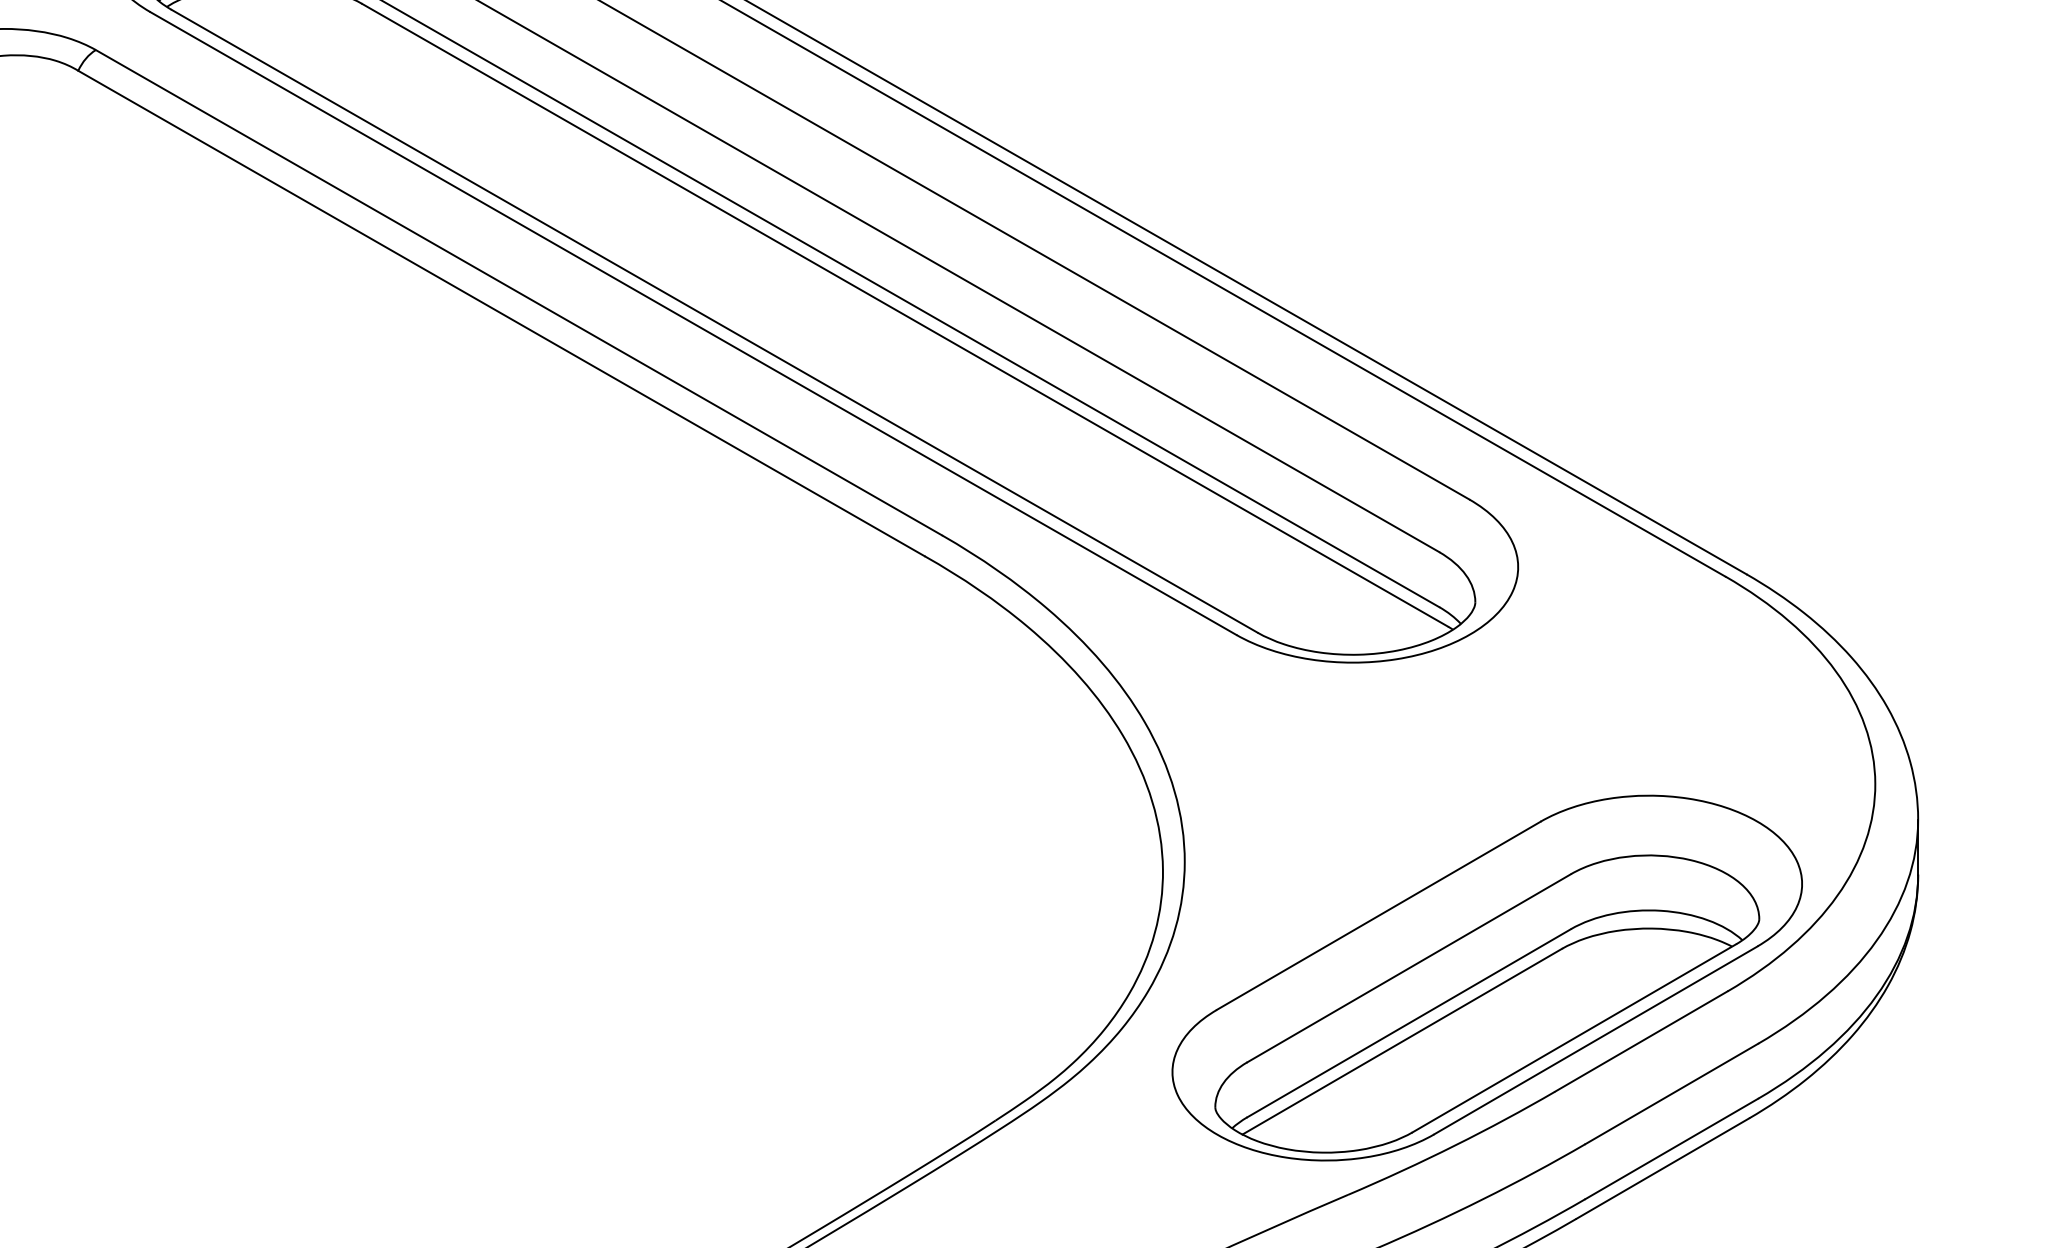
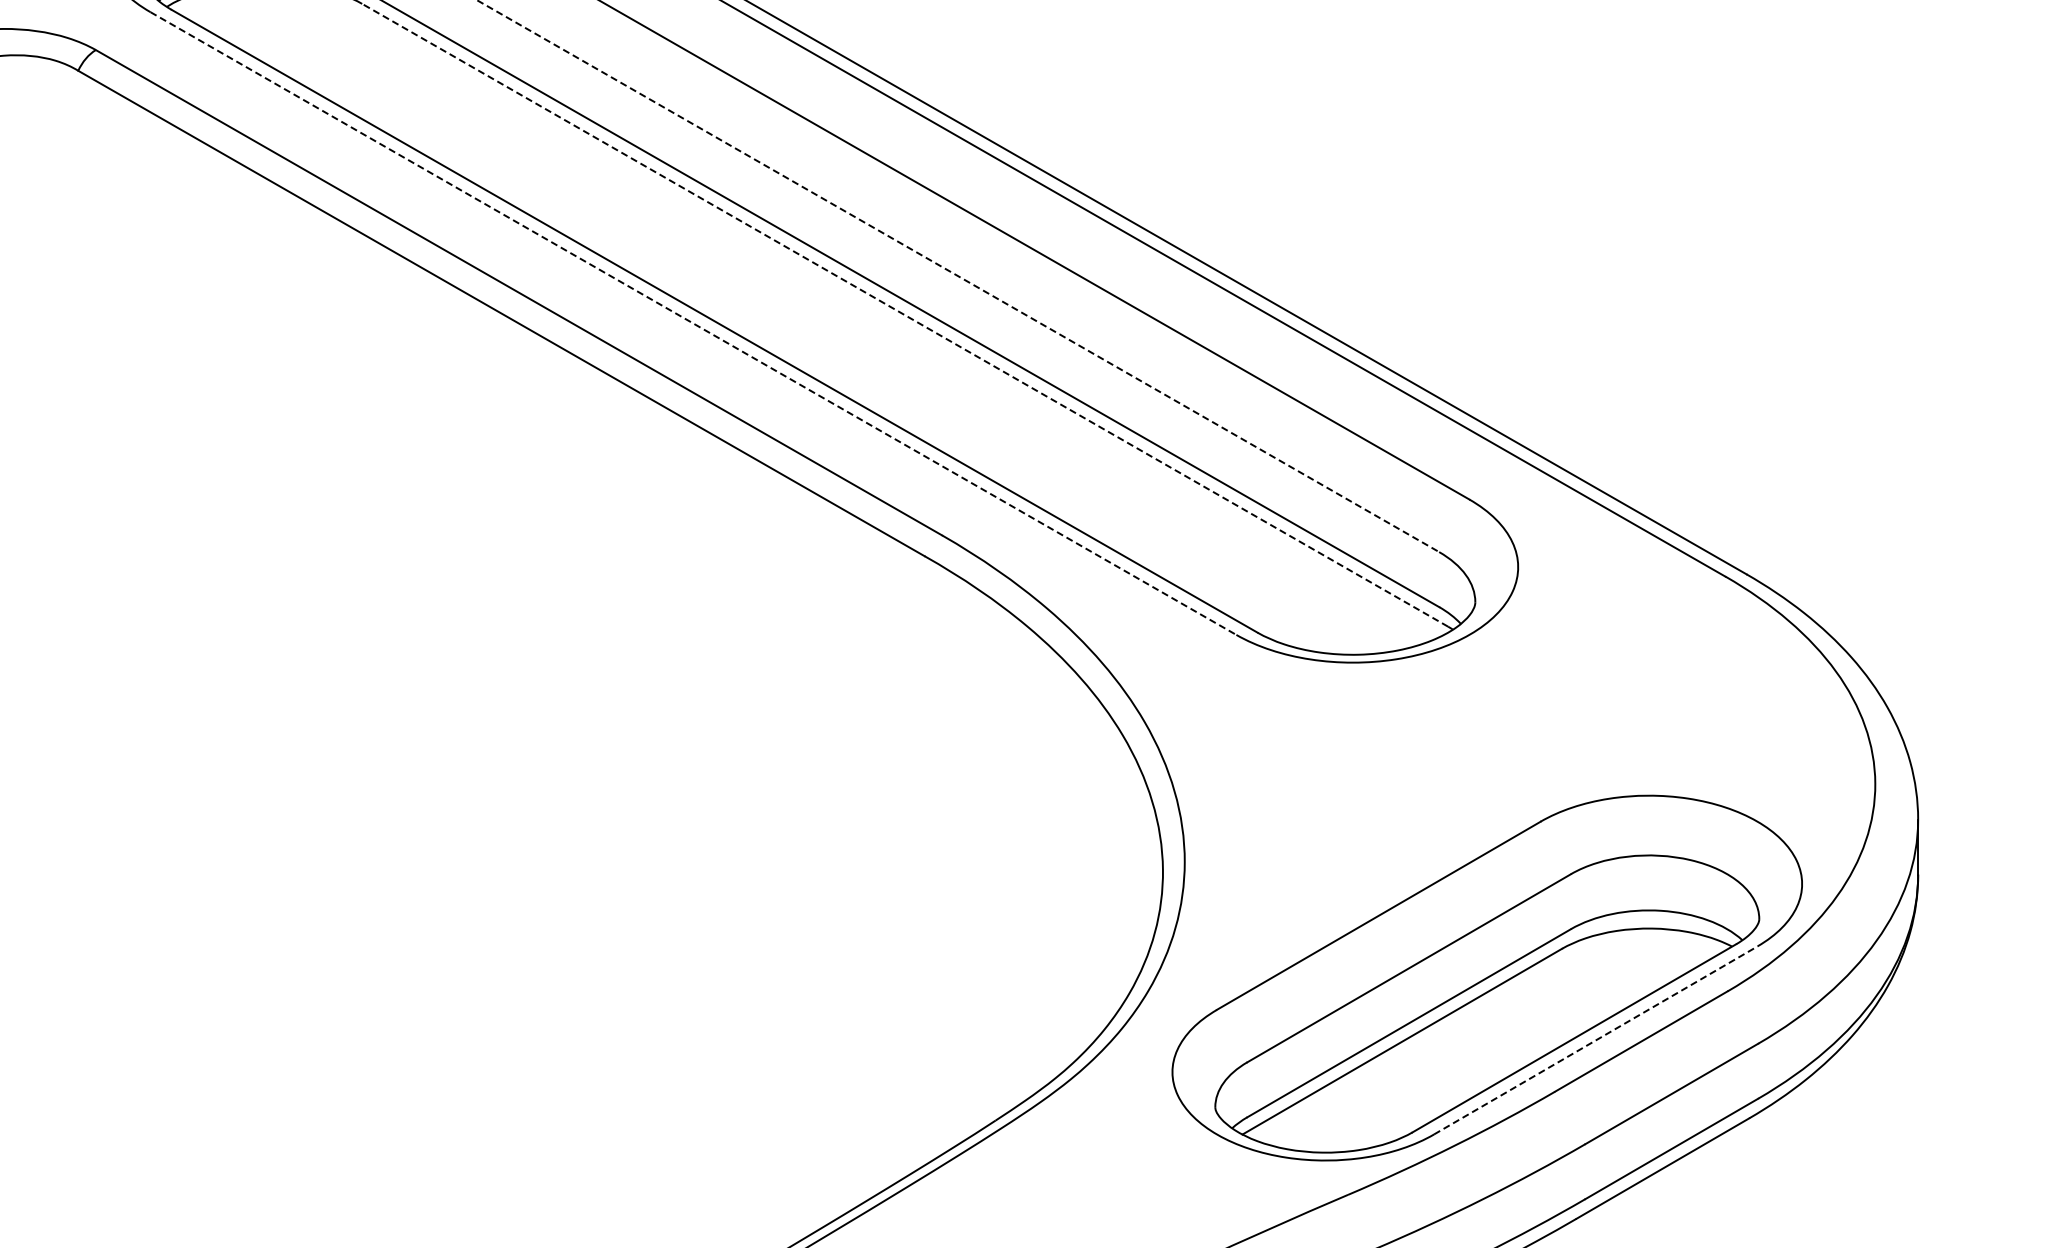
line: solid -> dashed (958, 276)
line: solid -> dashed (905, 315)
line: solid -> dashed (693, 323)
line: solid -> dashed (1596, 1040)
